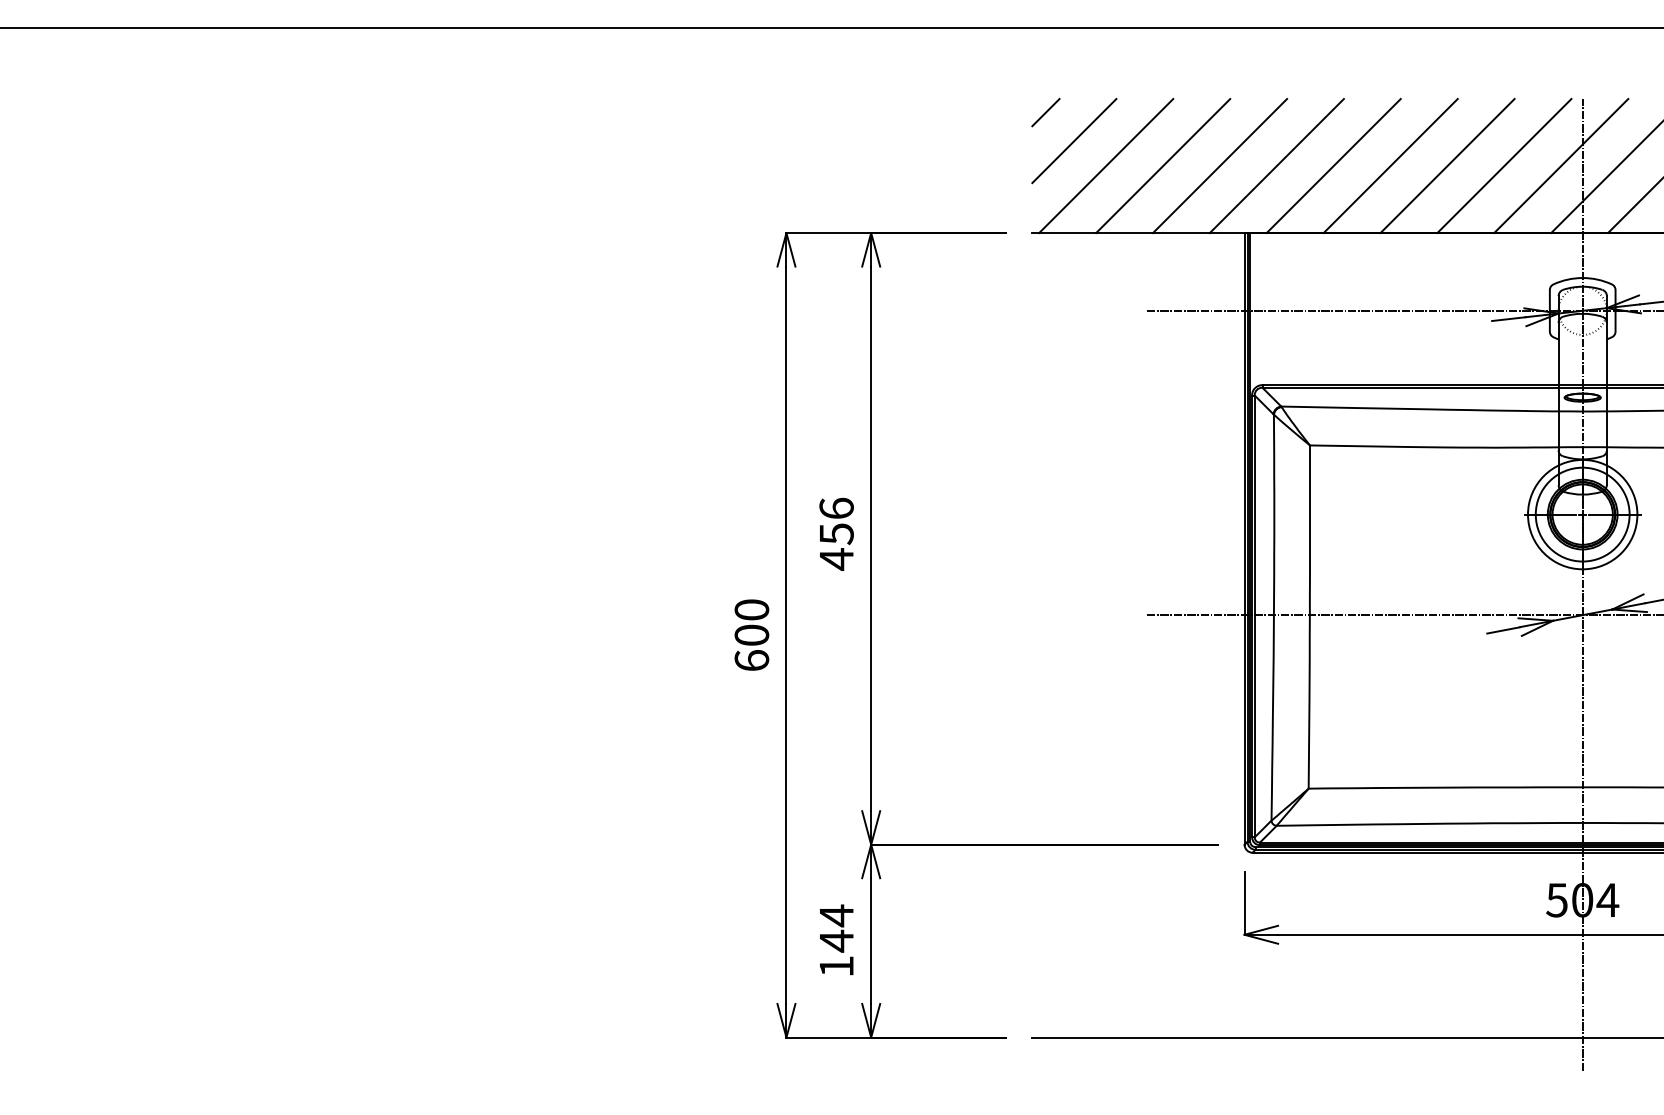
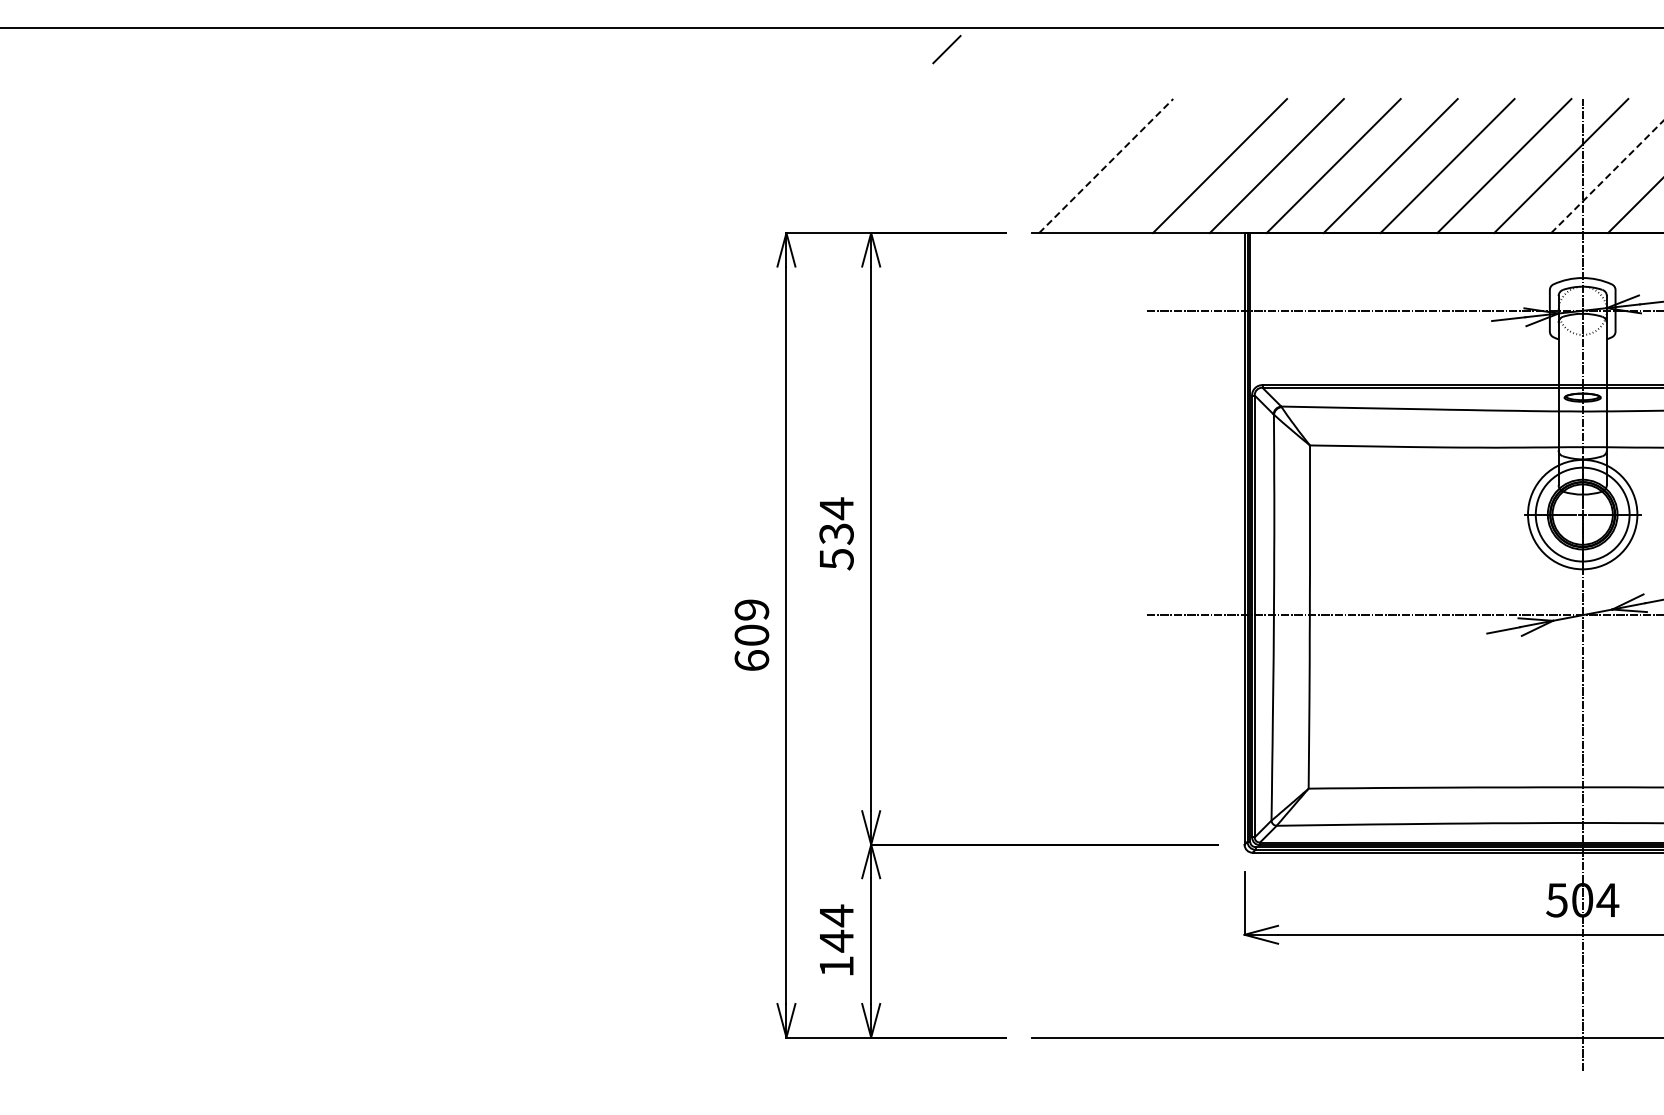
line position: (1045, 112) -> (946, 49) (946, 49)
line: present -> none (1074, 141)
line: solid -> dashed (1106, 166)
line: present -> none (1163, 166)
line: solid -> dashed (1607, 176)
text: 456 -> 534 (836, 533)
text: 600 -> 609 (751, 609)
